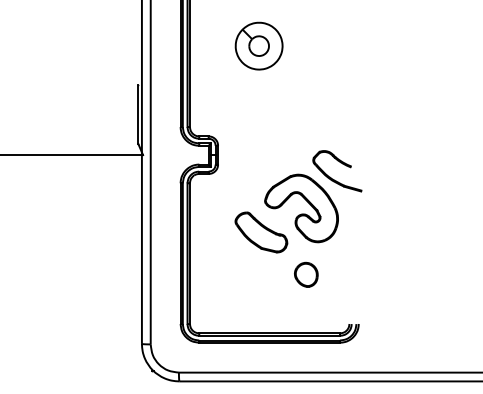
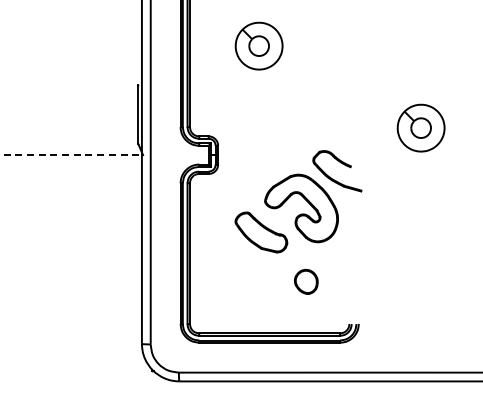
part: none -> present (420, 127)
line: solid -> dashed (72, 155)
part position: (306, 274) -> (306, 281) (306, 281)
